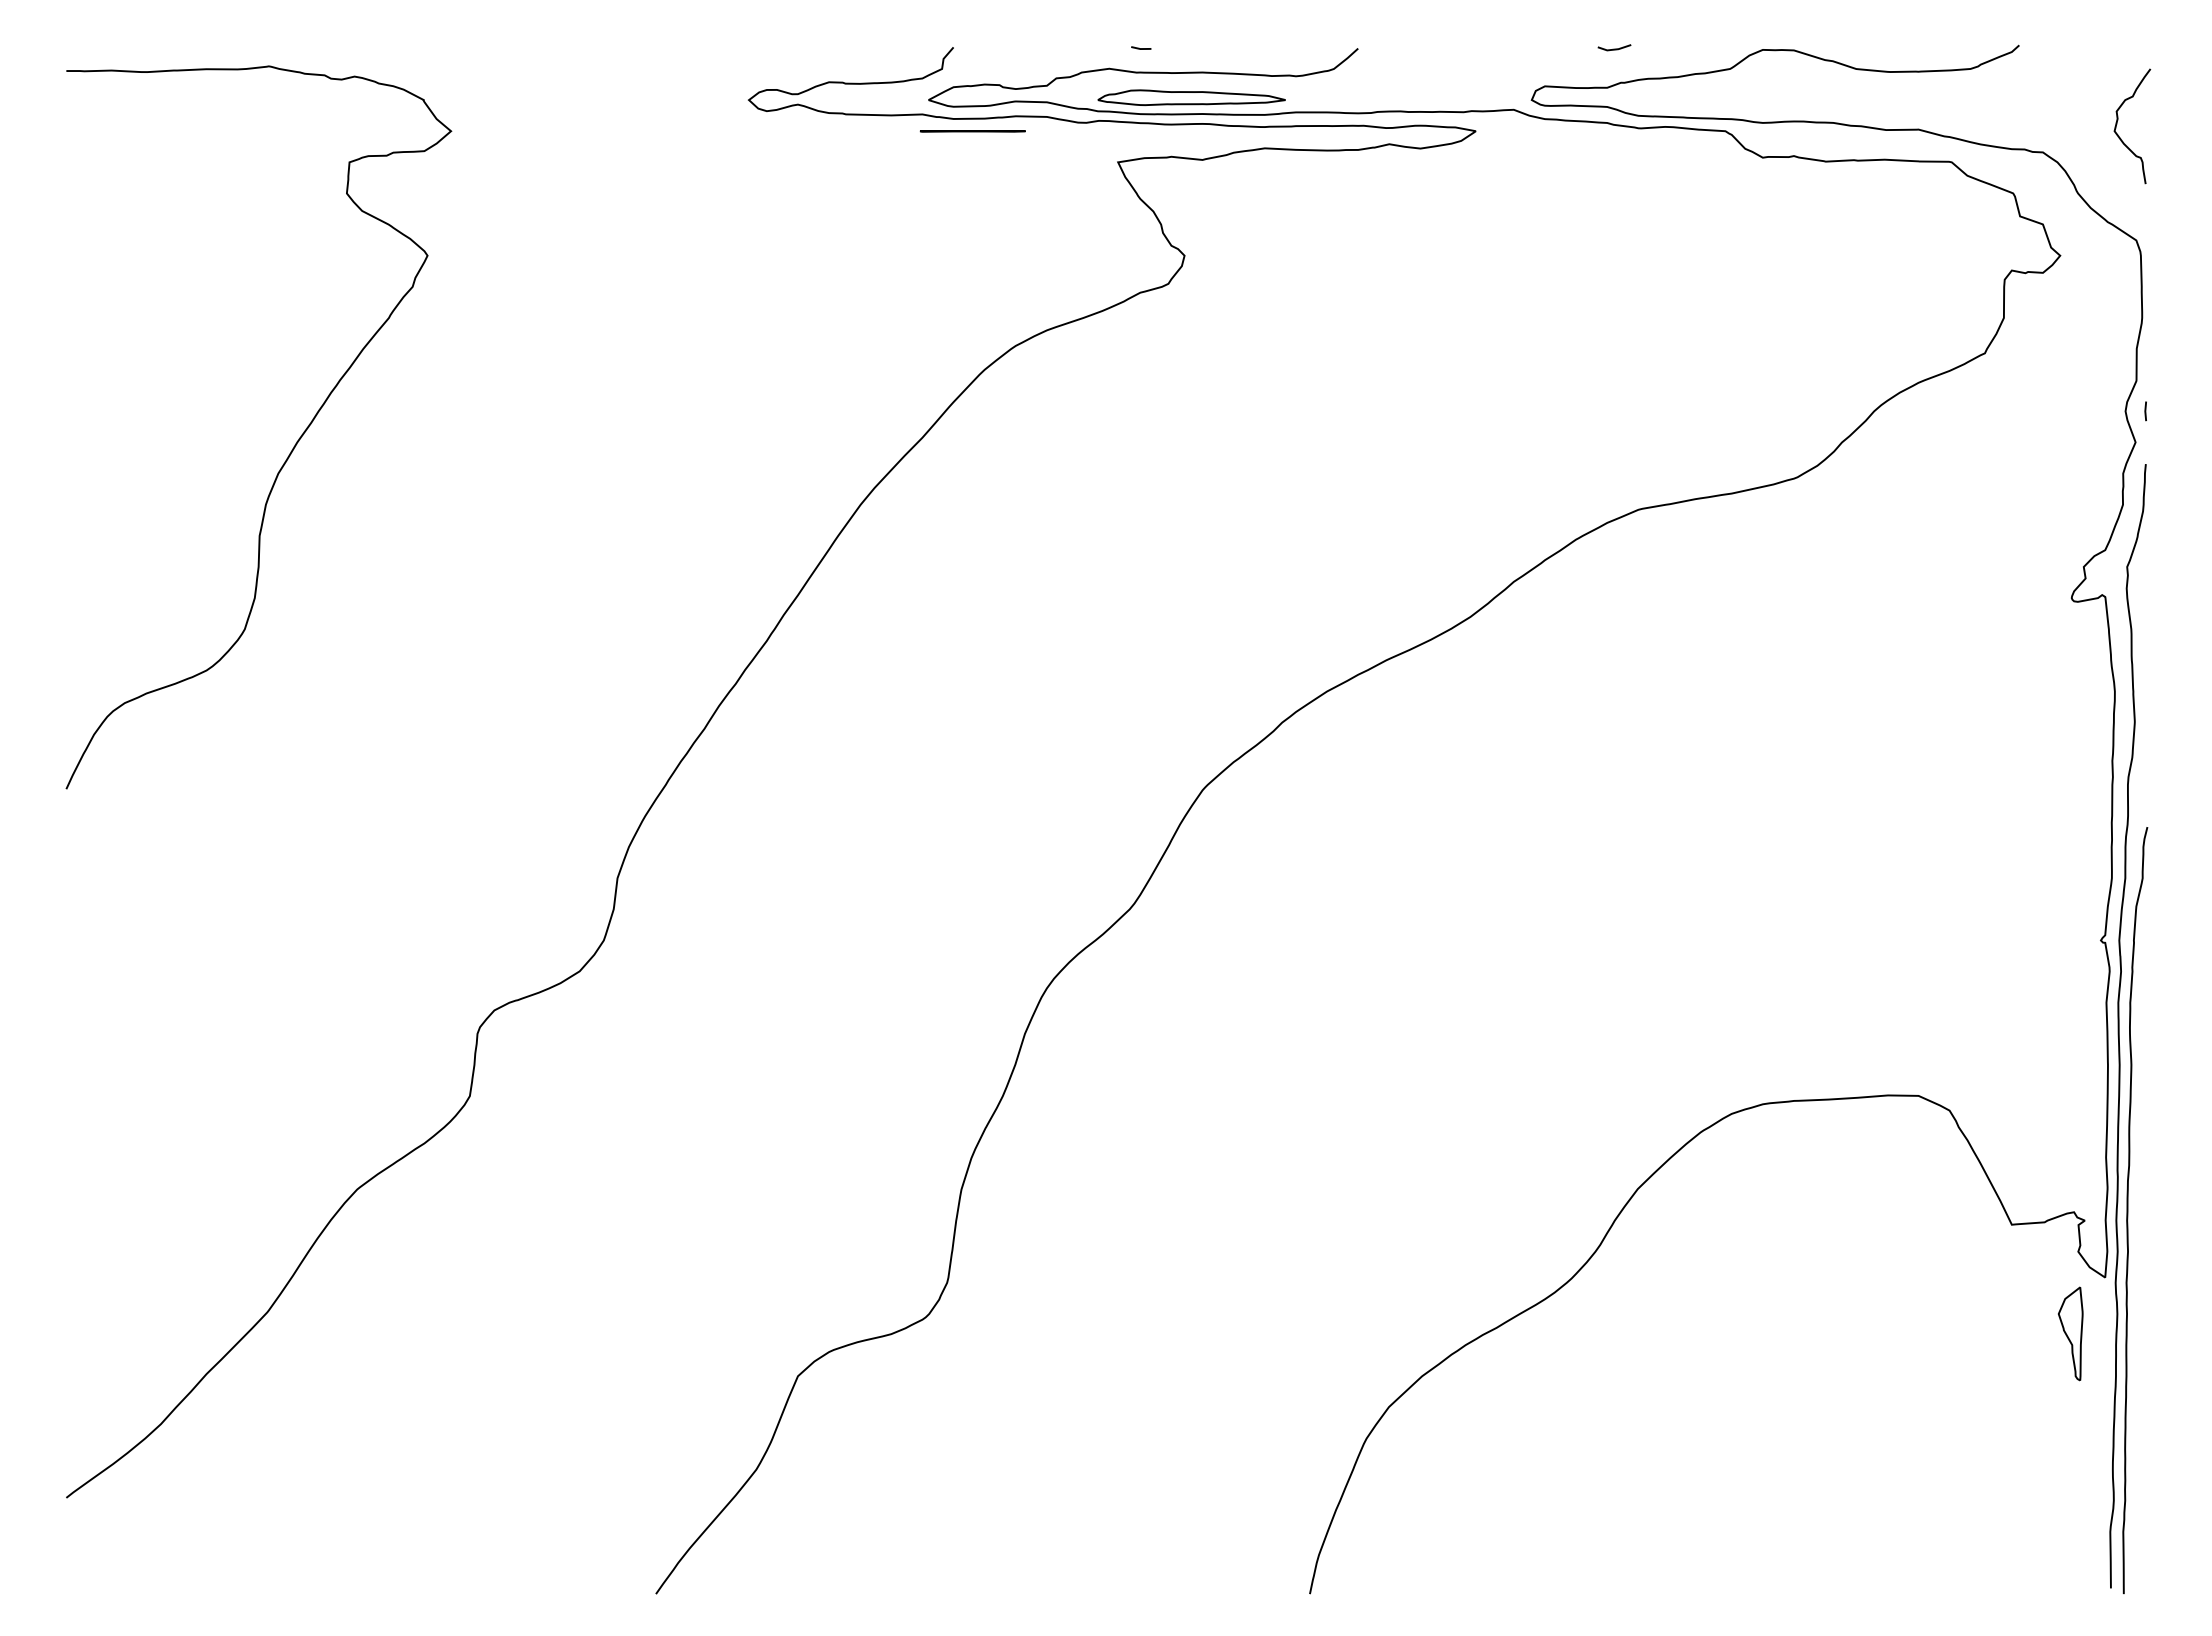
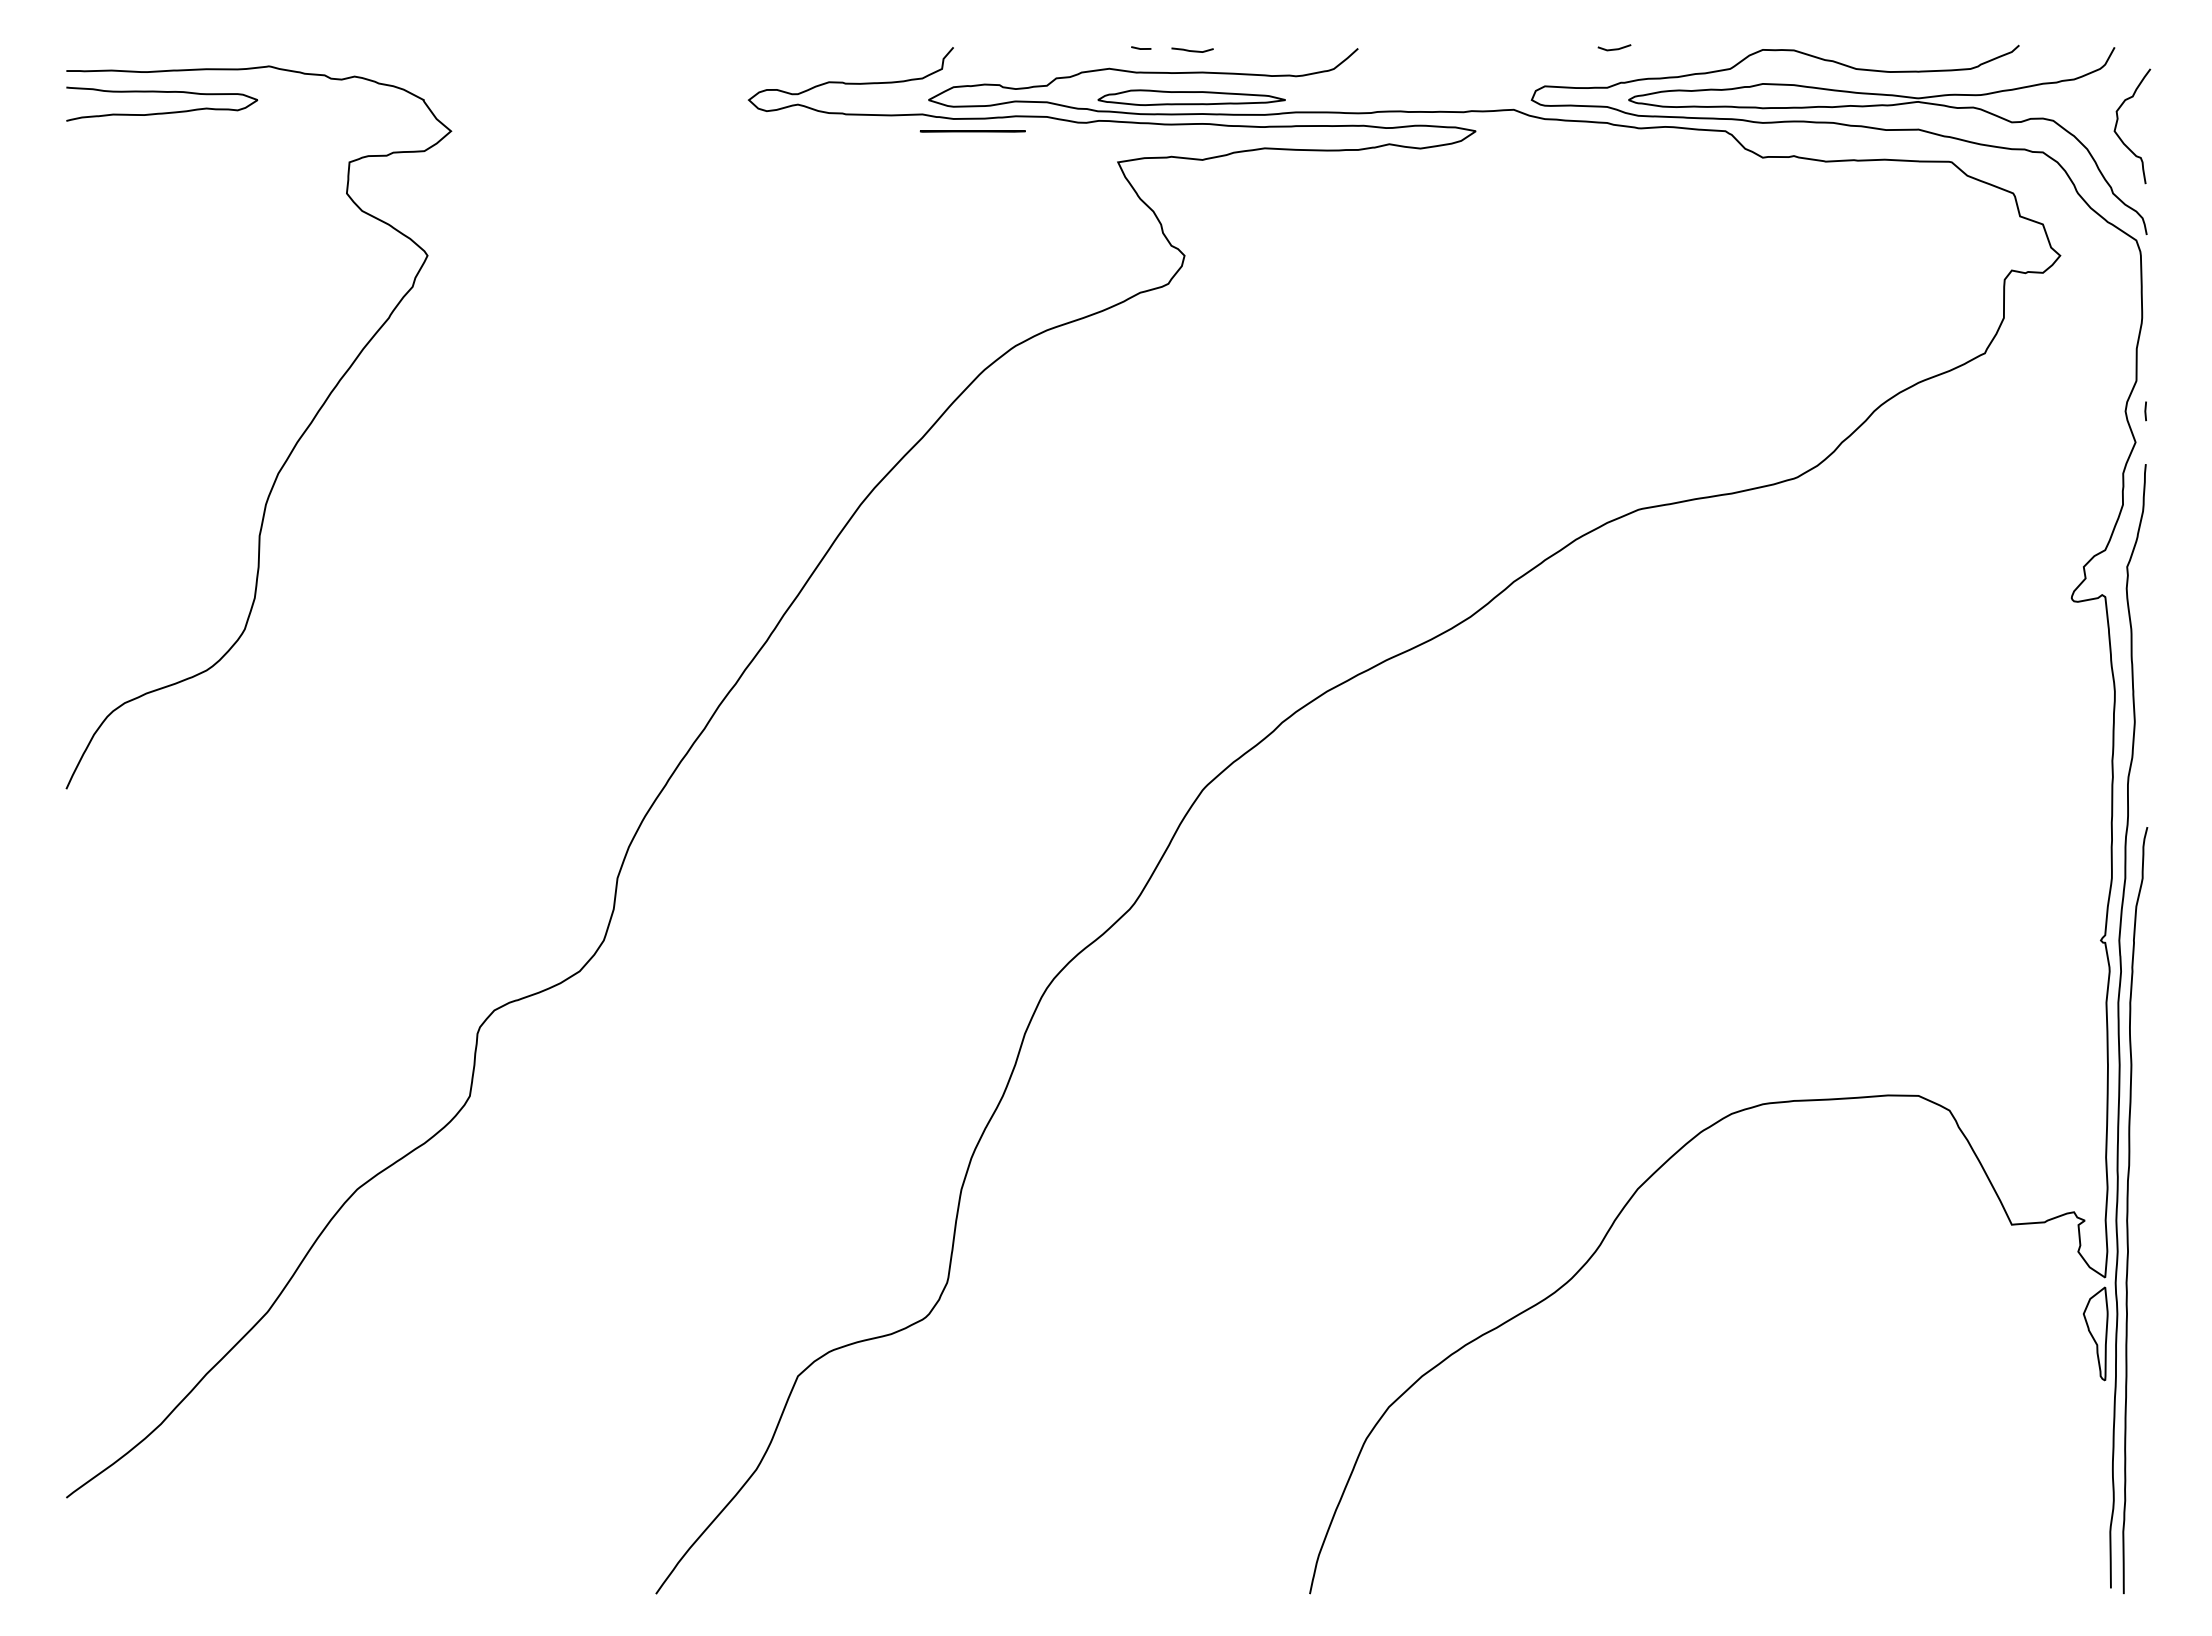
line: none -> present (1192, 50)
curve: none -> present (1887, 106)
curve: none -> present (162, 112)
part position: (2070, 1333) -> (2095, 1333) (2095, 1333)
